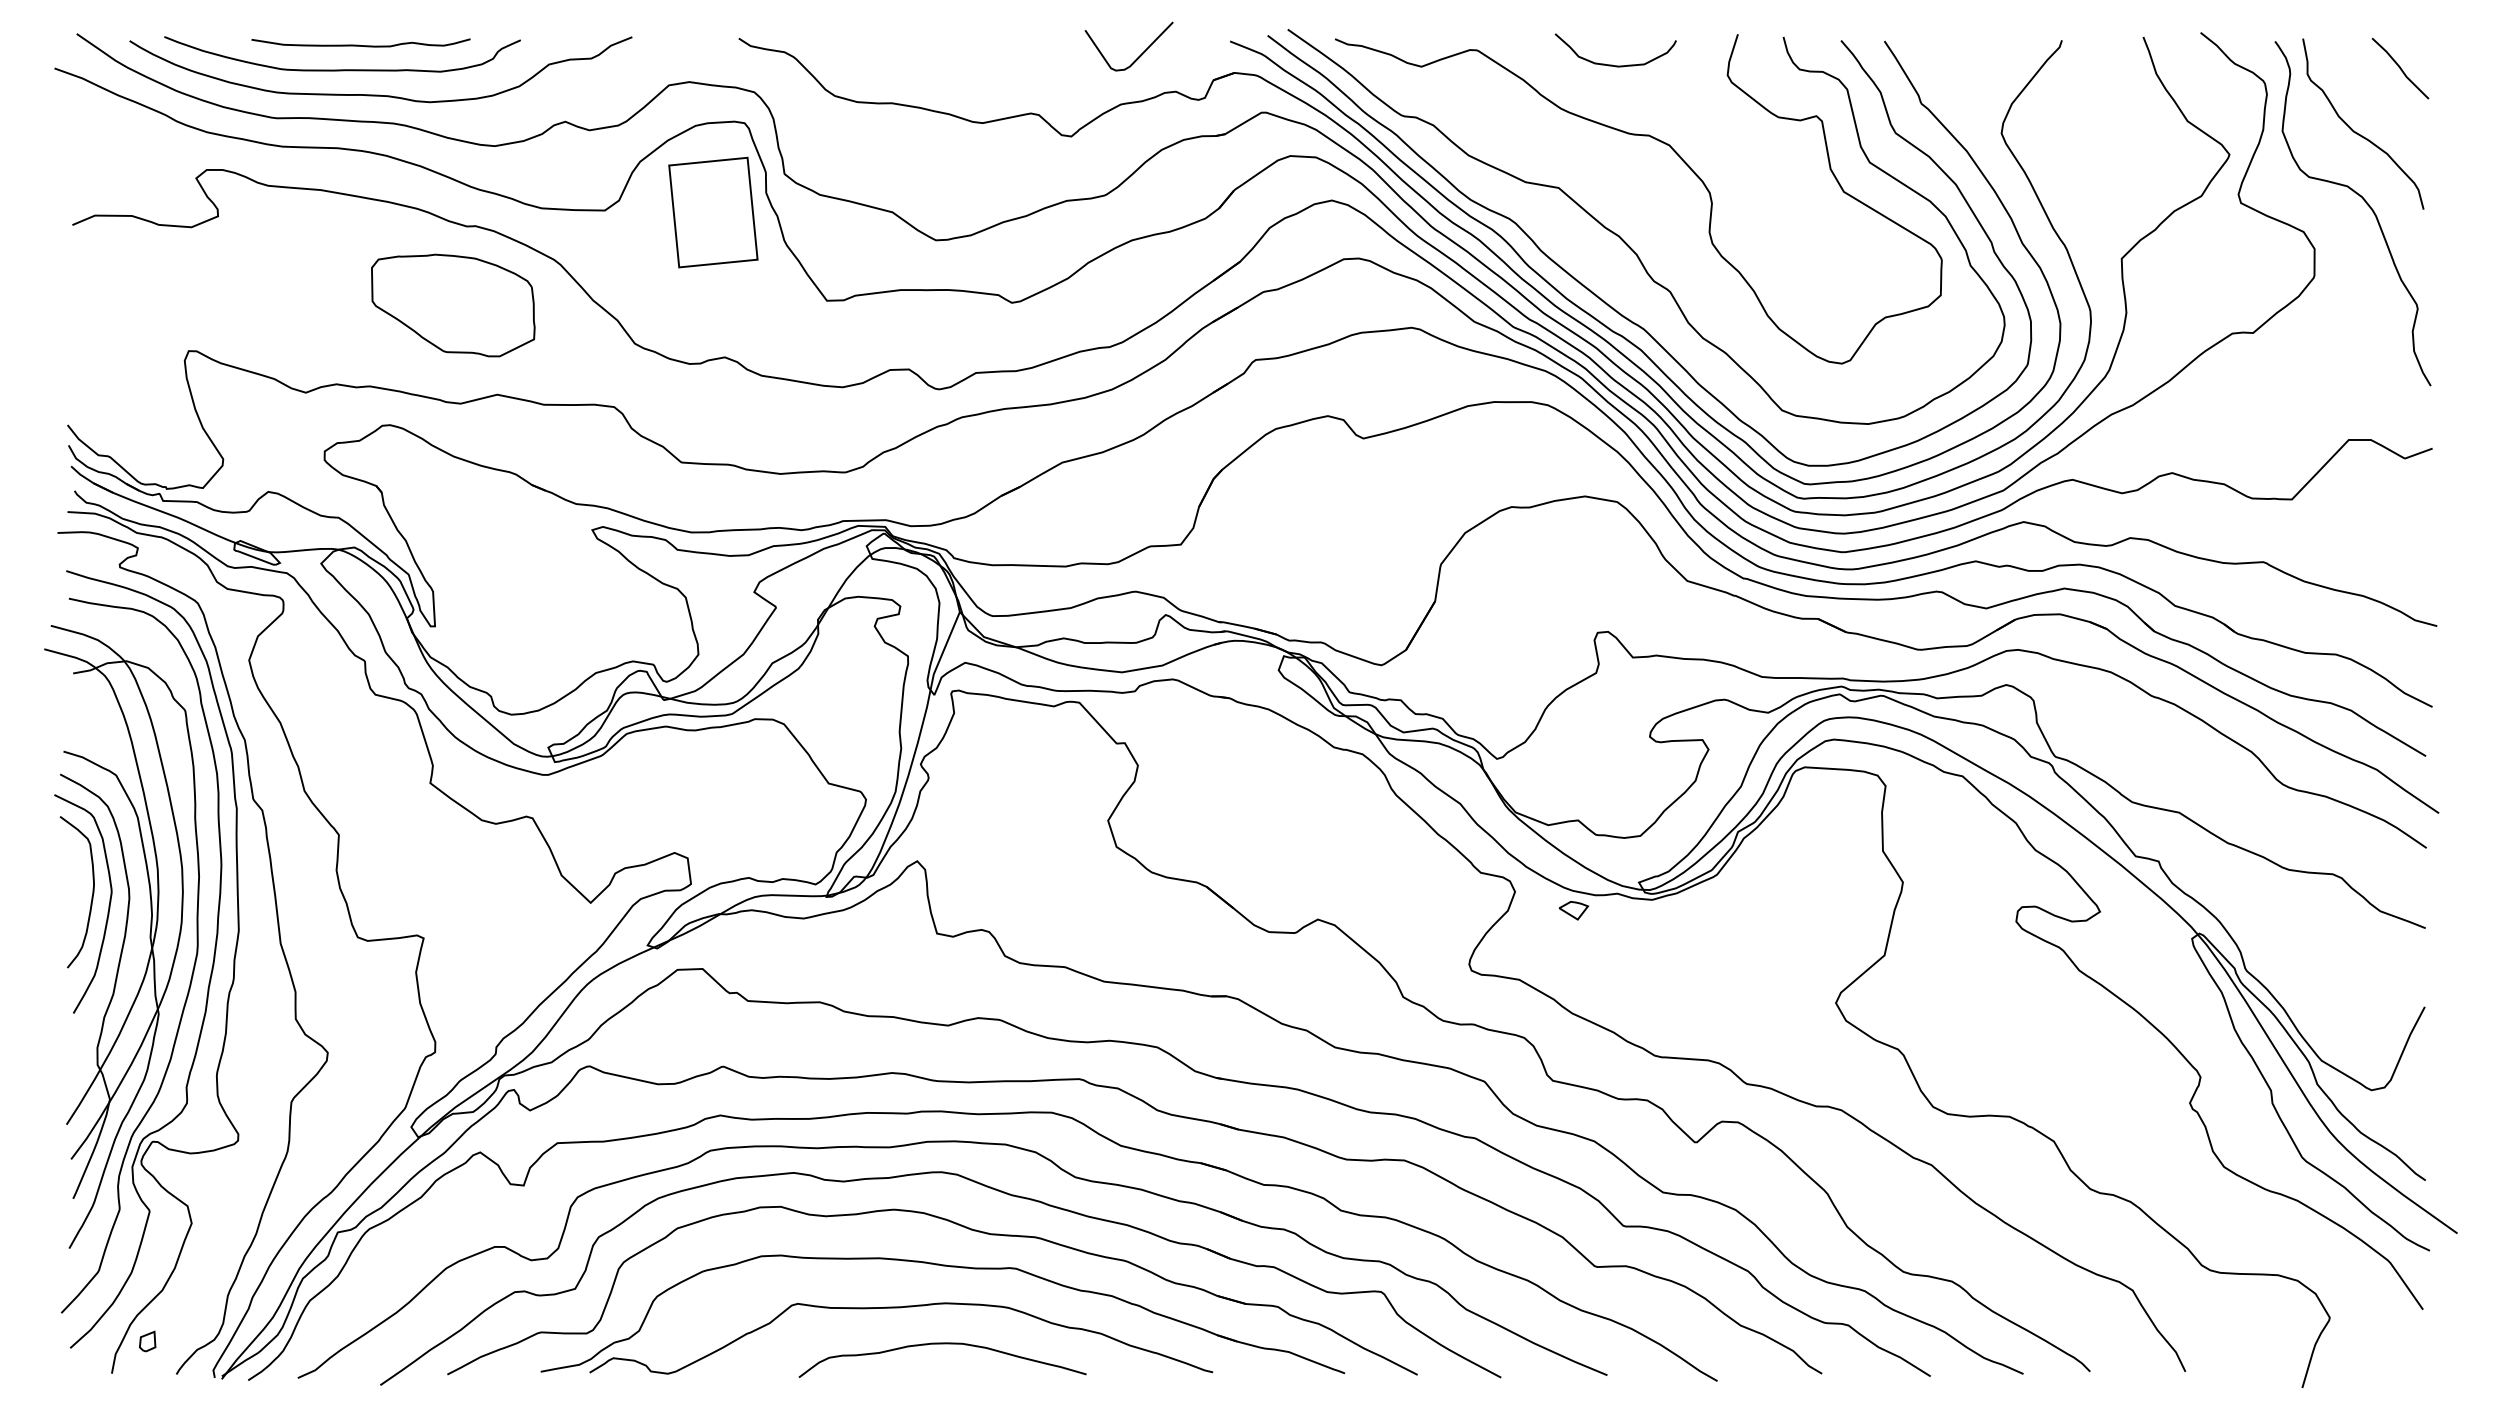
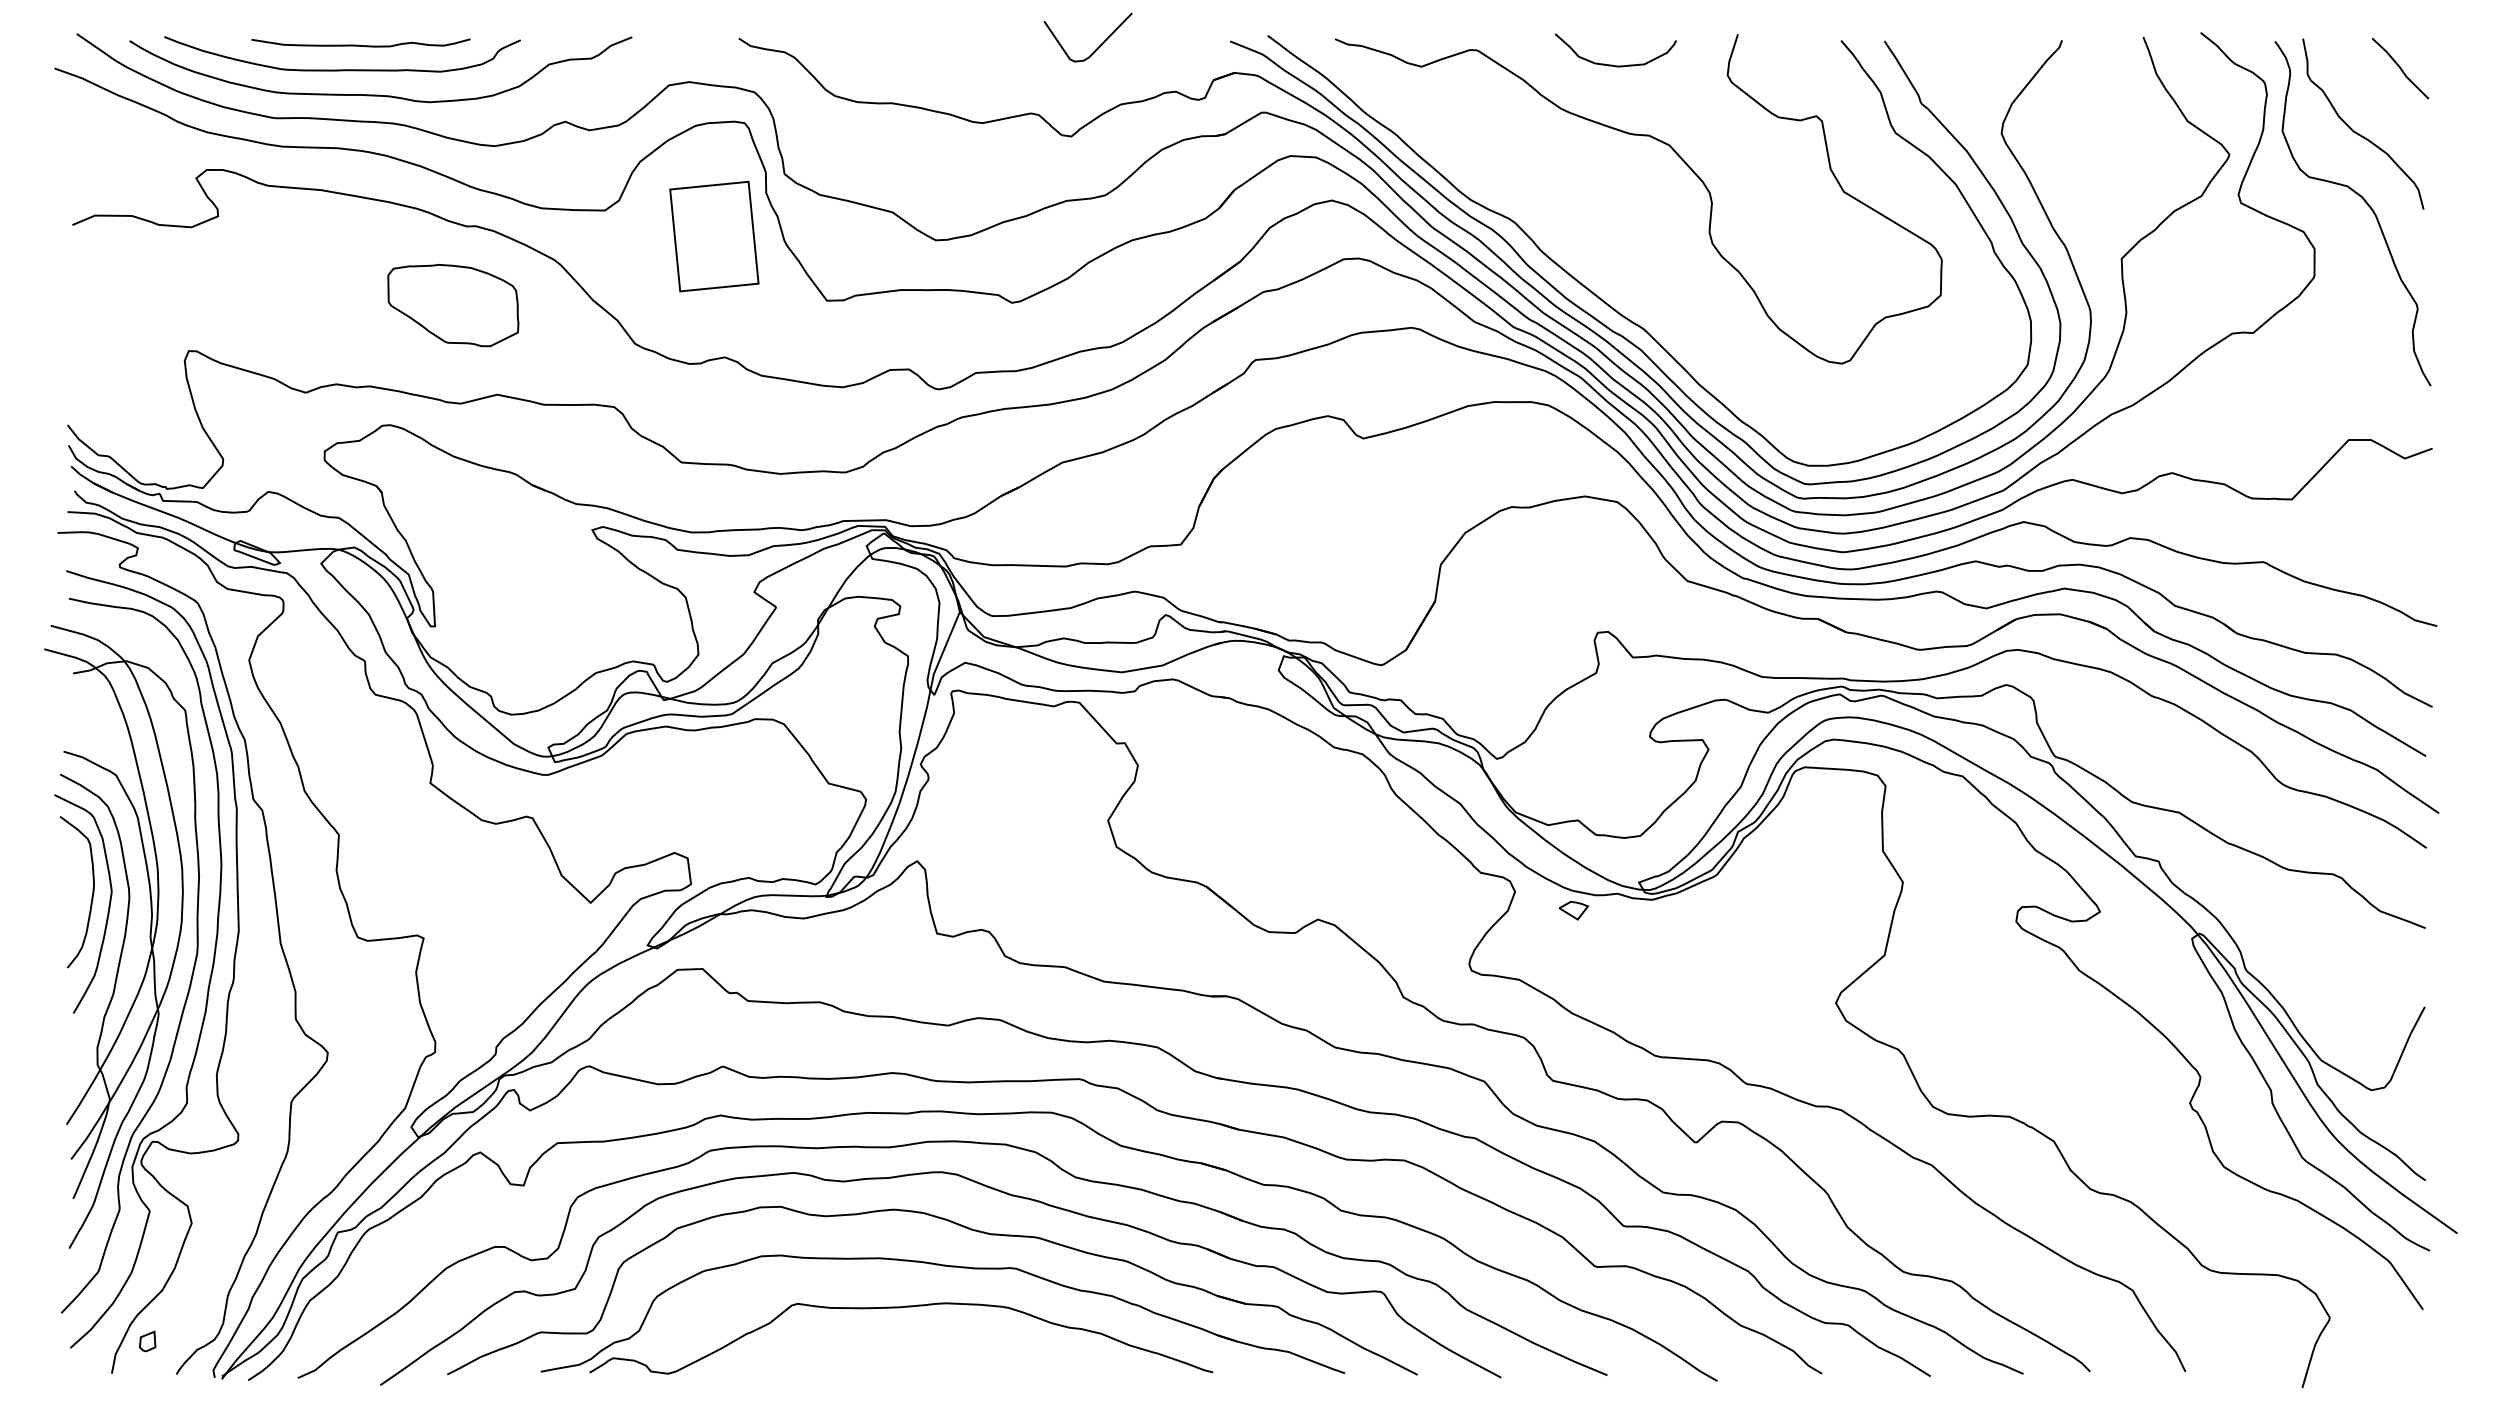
curve position: (1138, 56) -> (1097, 47) (1097, 47)
part position: (713, 212) -> (714, 236) (714, 236)
curve: present -> none (1628, 244)
part size: 165x105 px -> 133x84 px (453, 305)
curve: present -> none (942, 1344)
